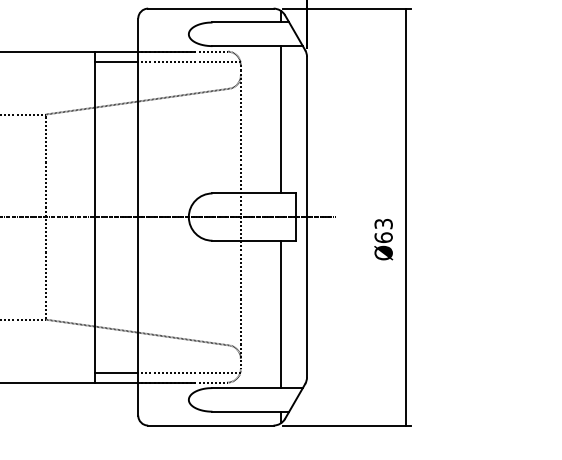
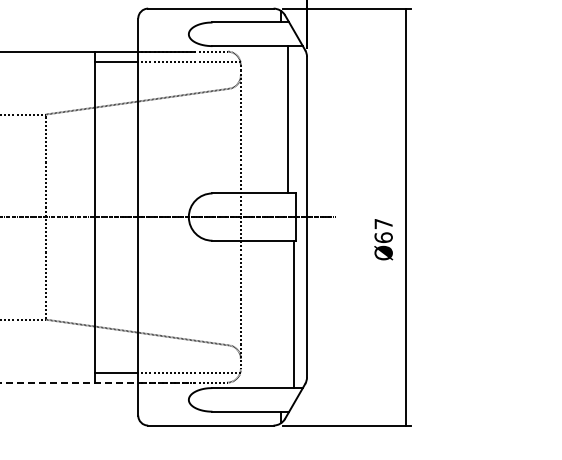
line position: (281, 119) -> (288, 119) (288, 119)
text: Ø63 -> Ø67 (383, 223)
line position: (281, 314) -> (294, 314) (294, 314)
line: solid -> dashed (98, 382)
